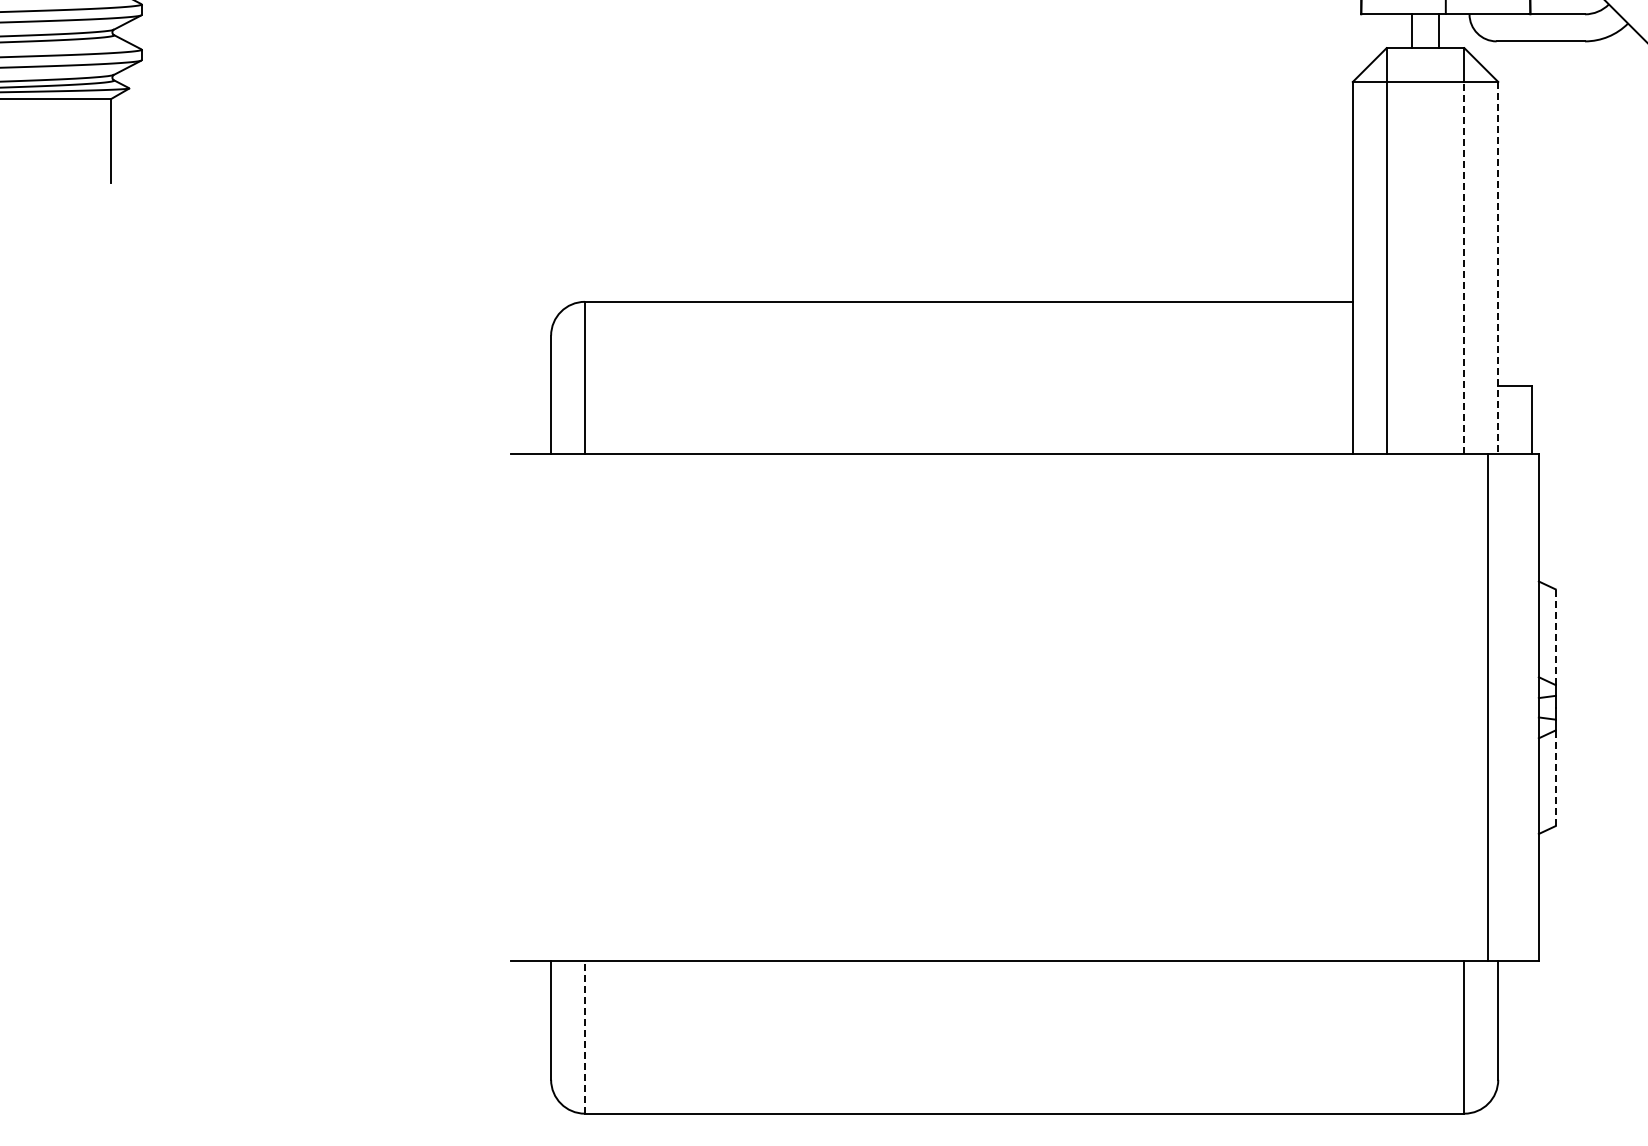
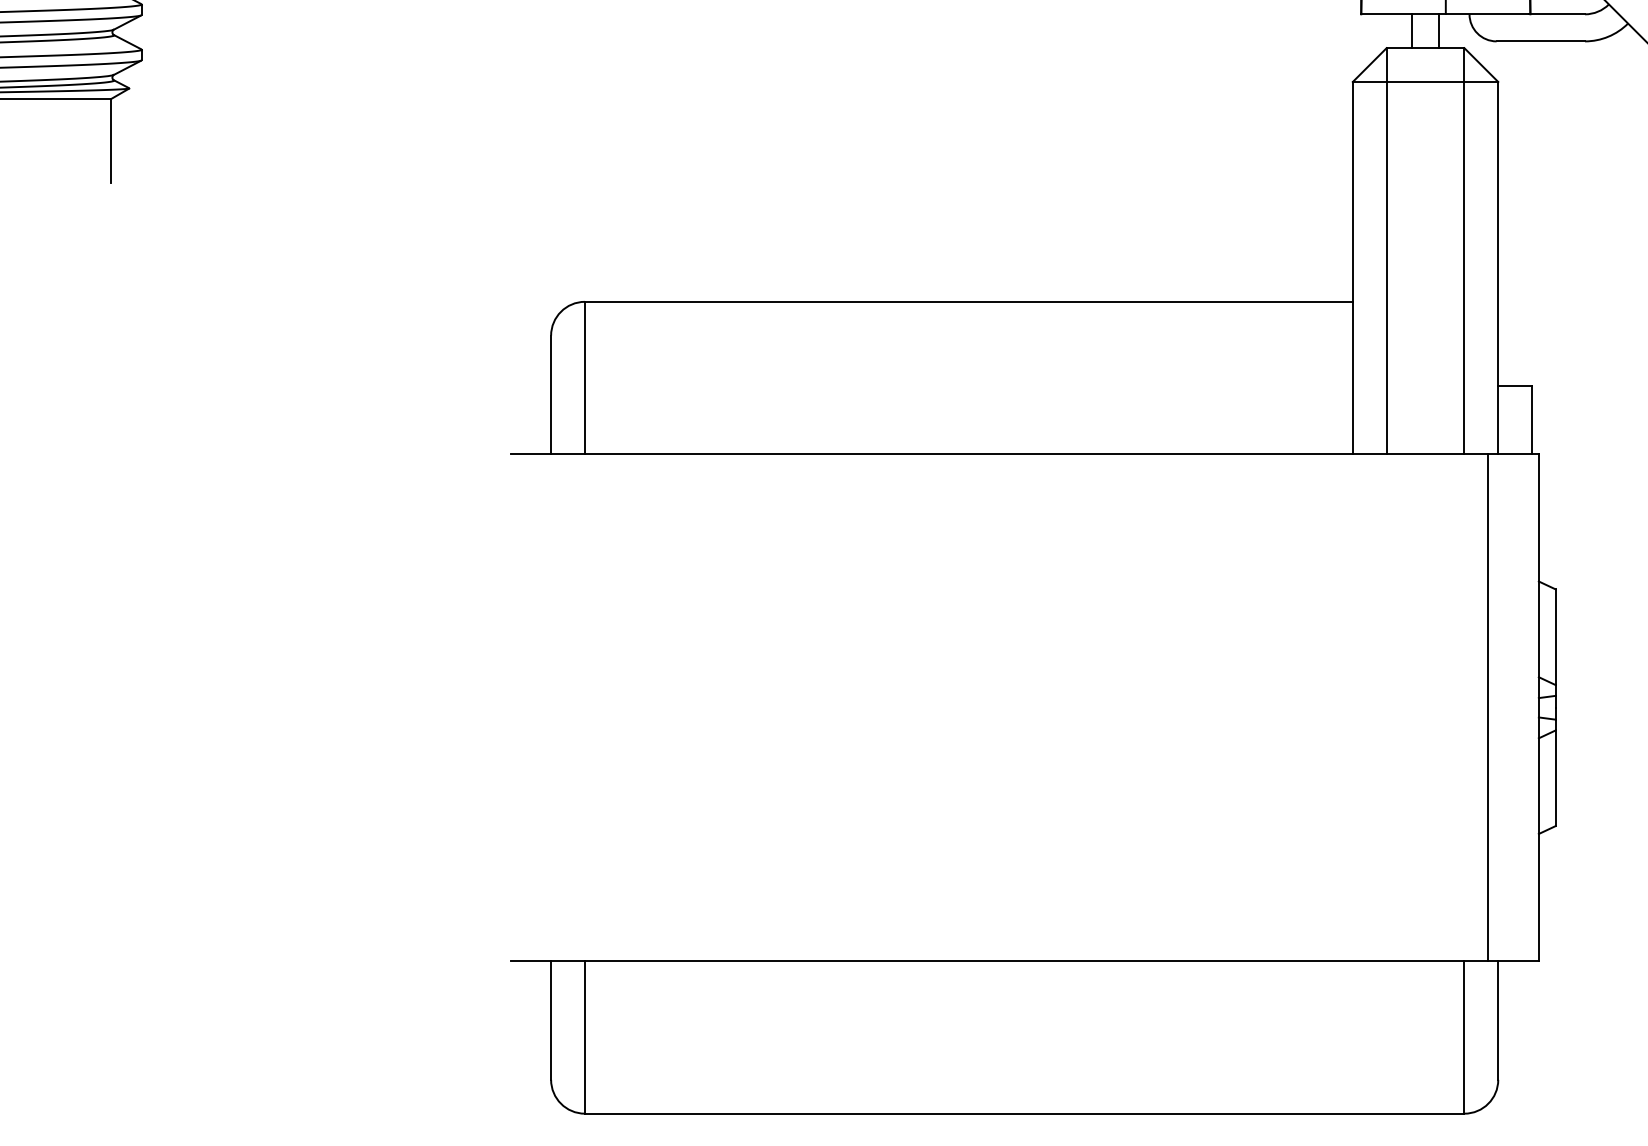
line: dashed -> solid (1464, 267)
line: dashed -> solid (1498, 268)
line: dashed -> solid (1555, 637)
line: dashed -> solid (1555, 778)
line: dashed -> solid (584, 1037)
